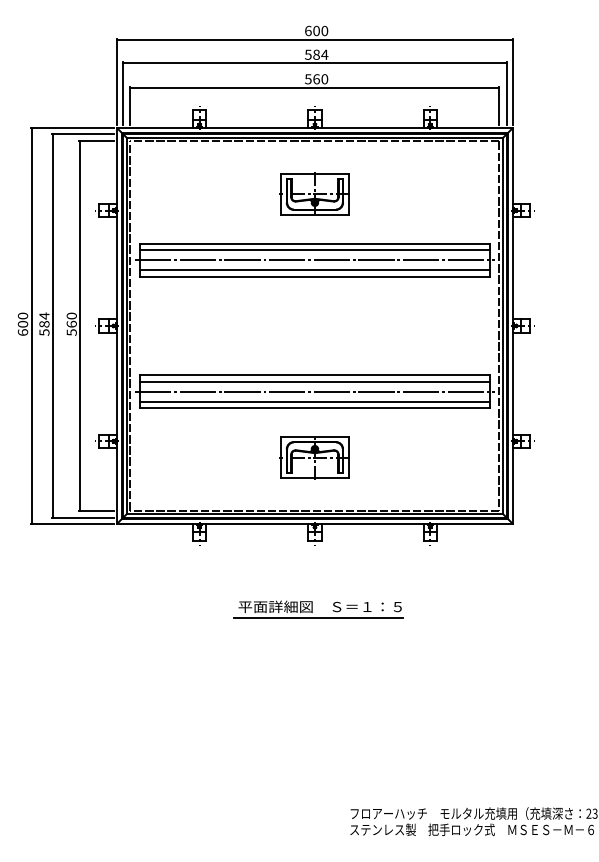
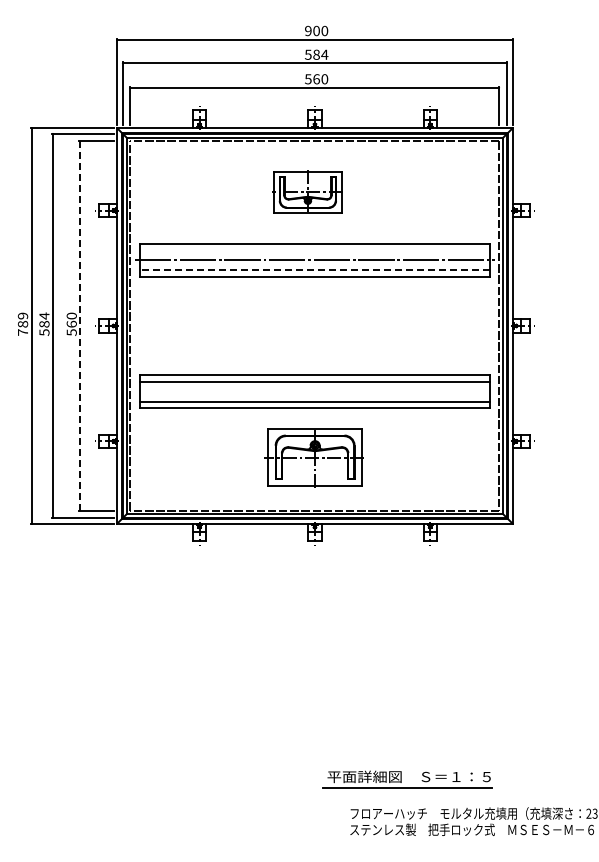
text: 600 -> 900 (308, 30)
part position: (314, 193) -> (307, 191) (307, 191)
line: present -> none (314, 250)
line: solid -> dashed (314, 269)
text: 600 -> 789 (22, 323)
line: solid -> dashed (80, 325)
line: present -> none (314, 391)
part size: 71x44 px -> 100x60 px (313, 457)
part position: (318, 609) -> (407, 779) (407, 779)
